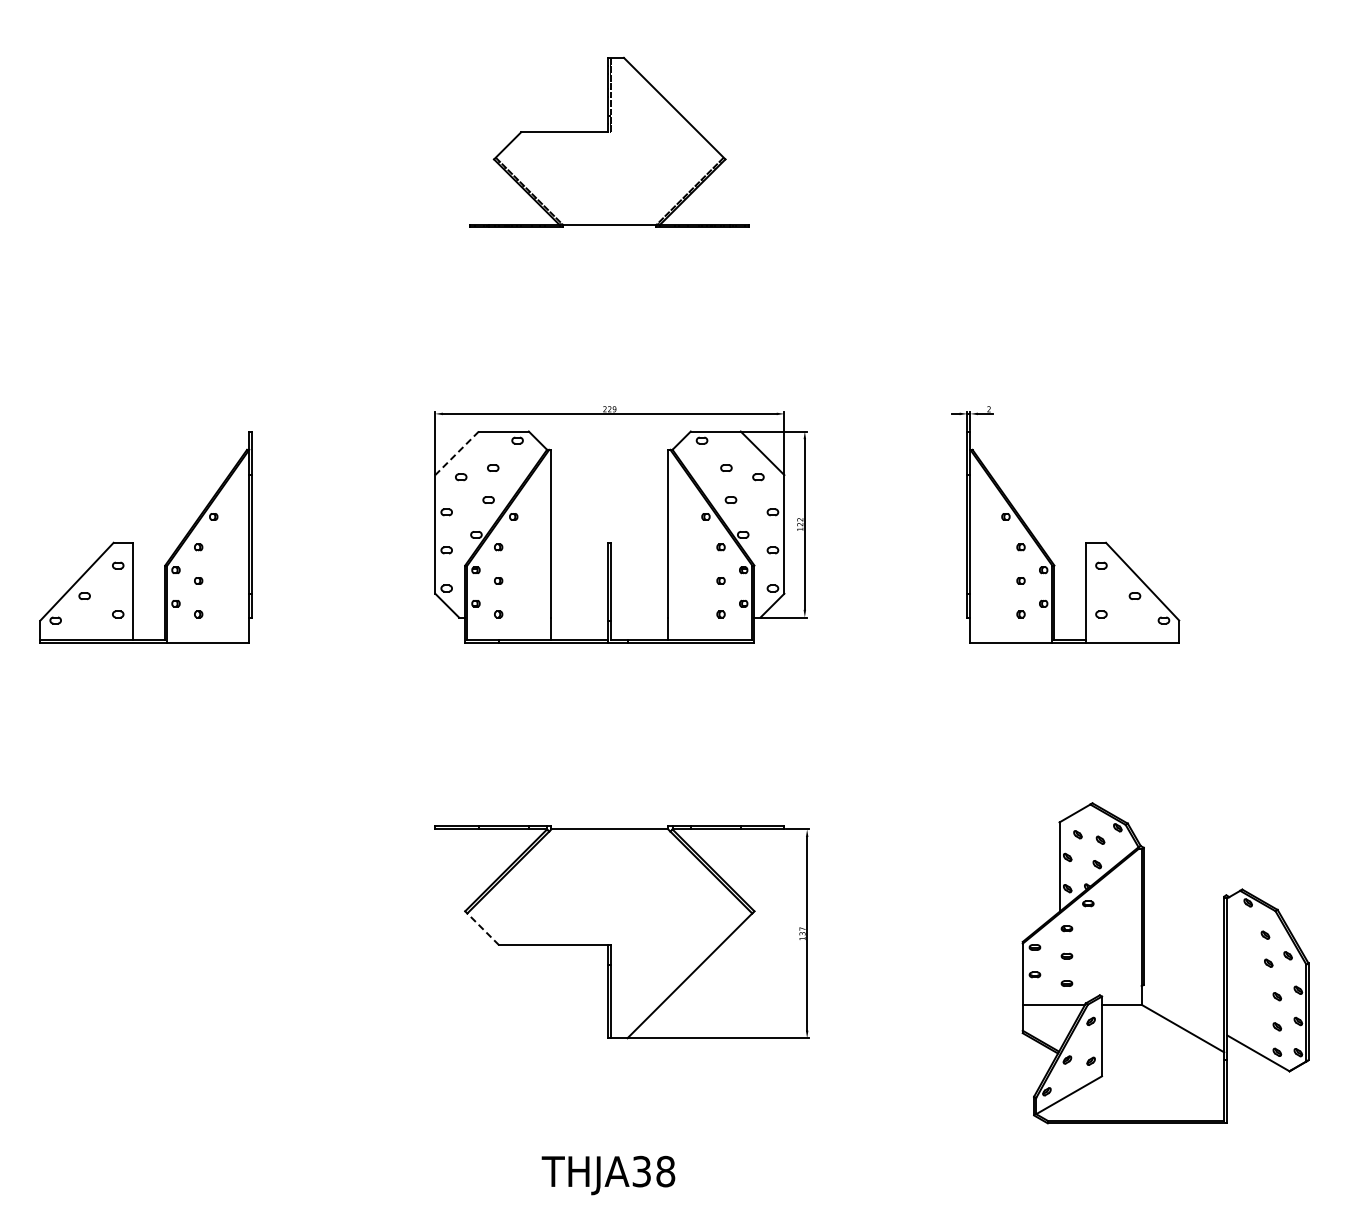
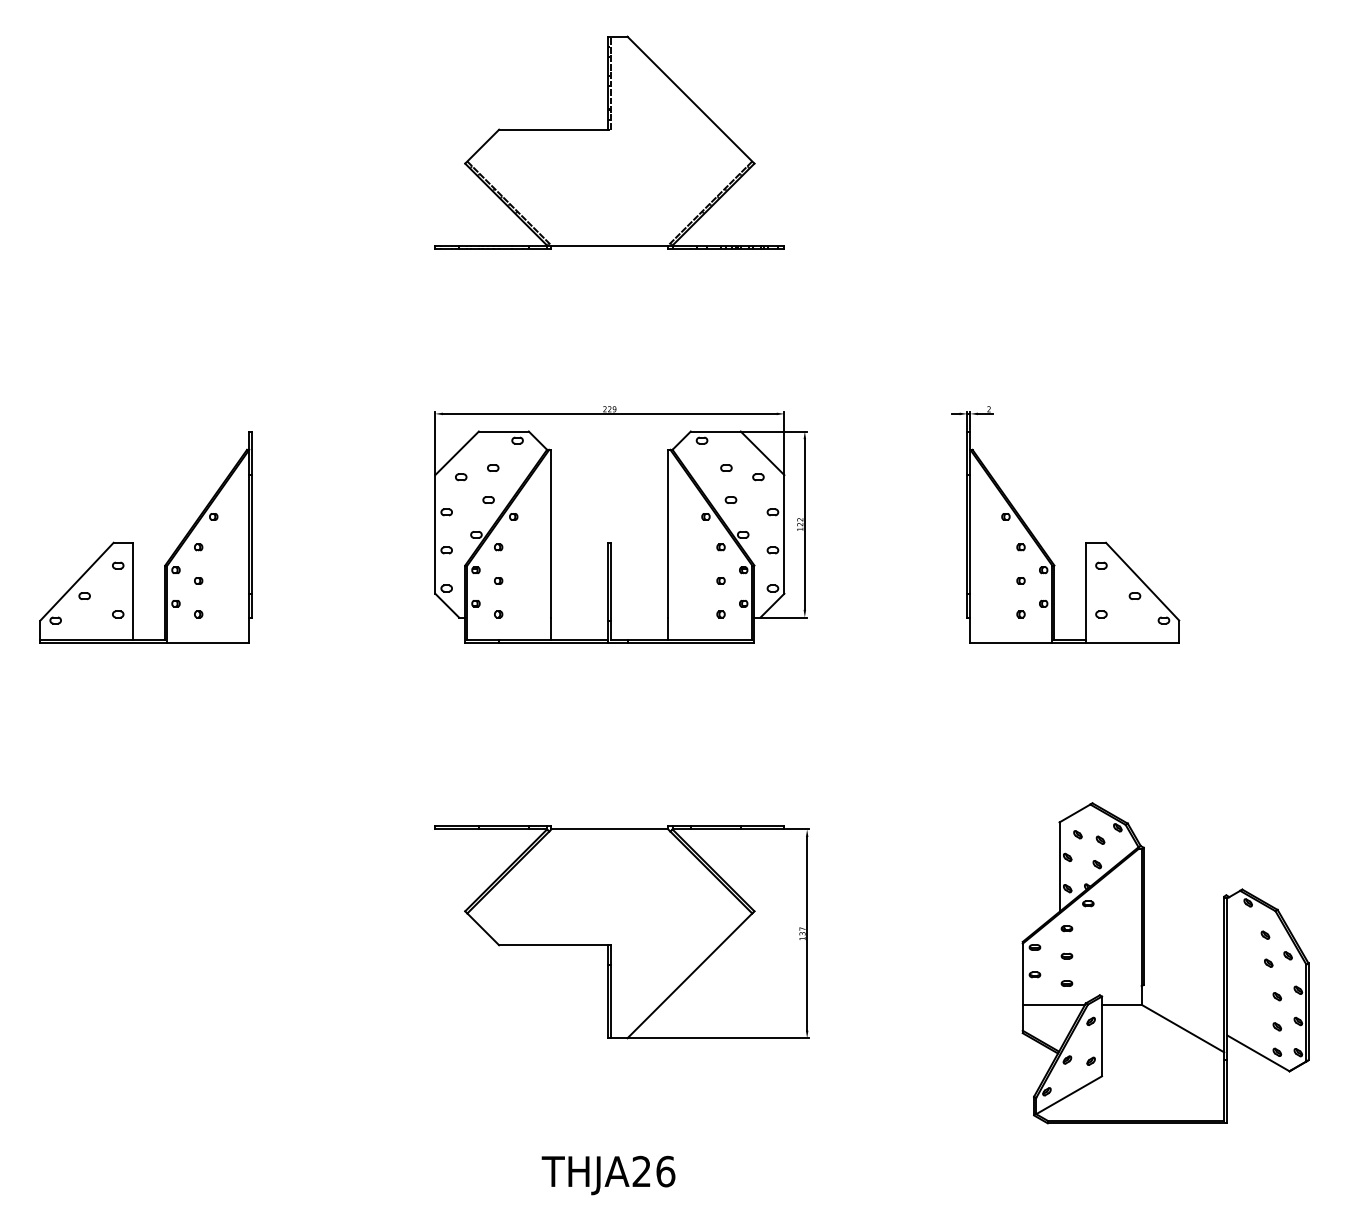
part size: 281x172 px -> 351x215 px (609, 142)
line: dashed -> solid (457, 453)
line: dashed -> solid (482, 929)
text: THJA38 -> THJA26 (653, 1171)
